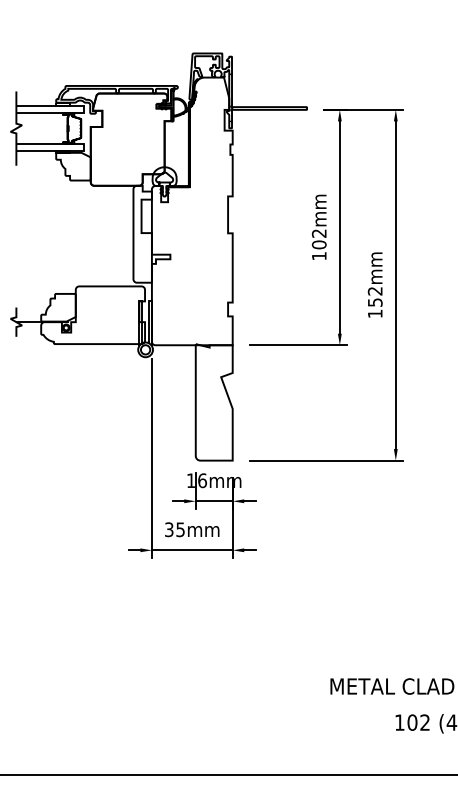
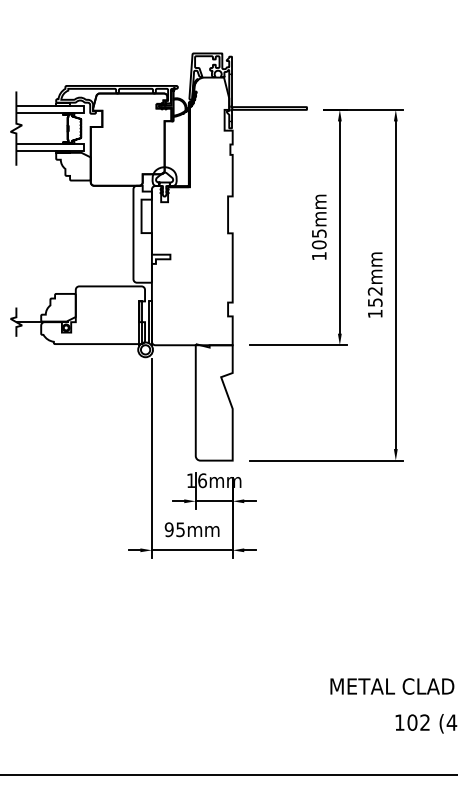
text: 102mm -> 105mm (318, 233)
text: 35mm -> 95mm (168, 529)
